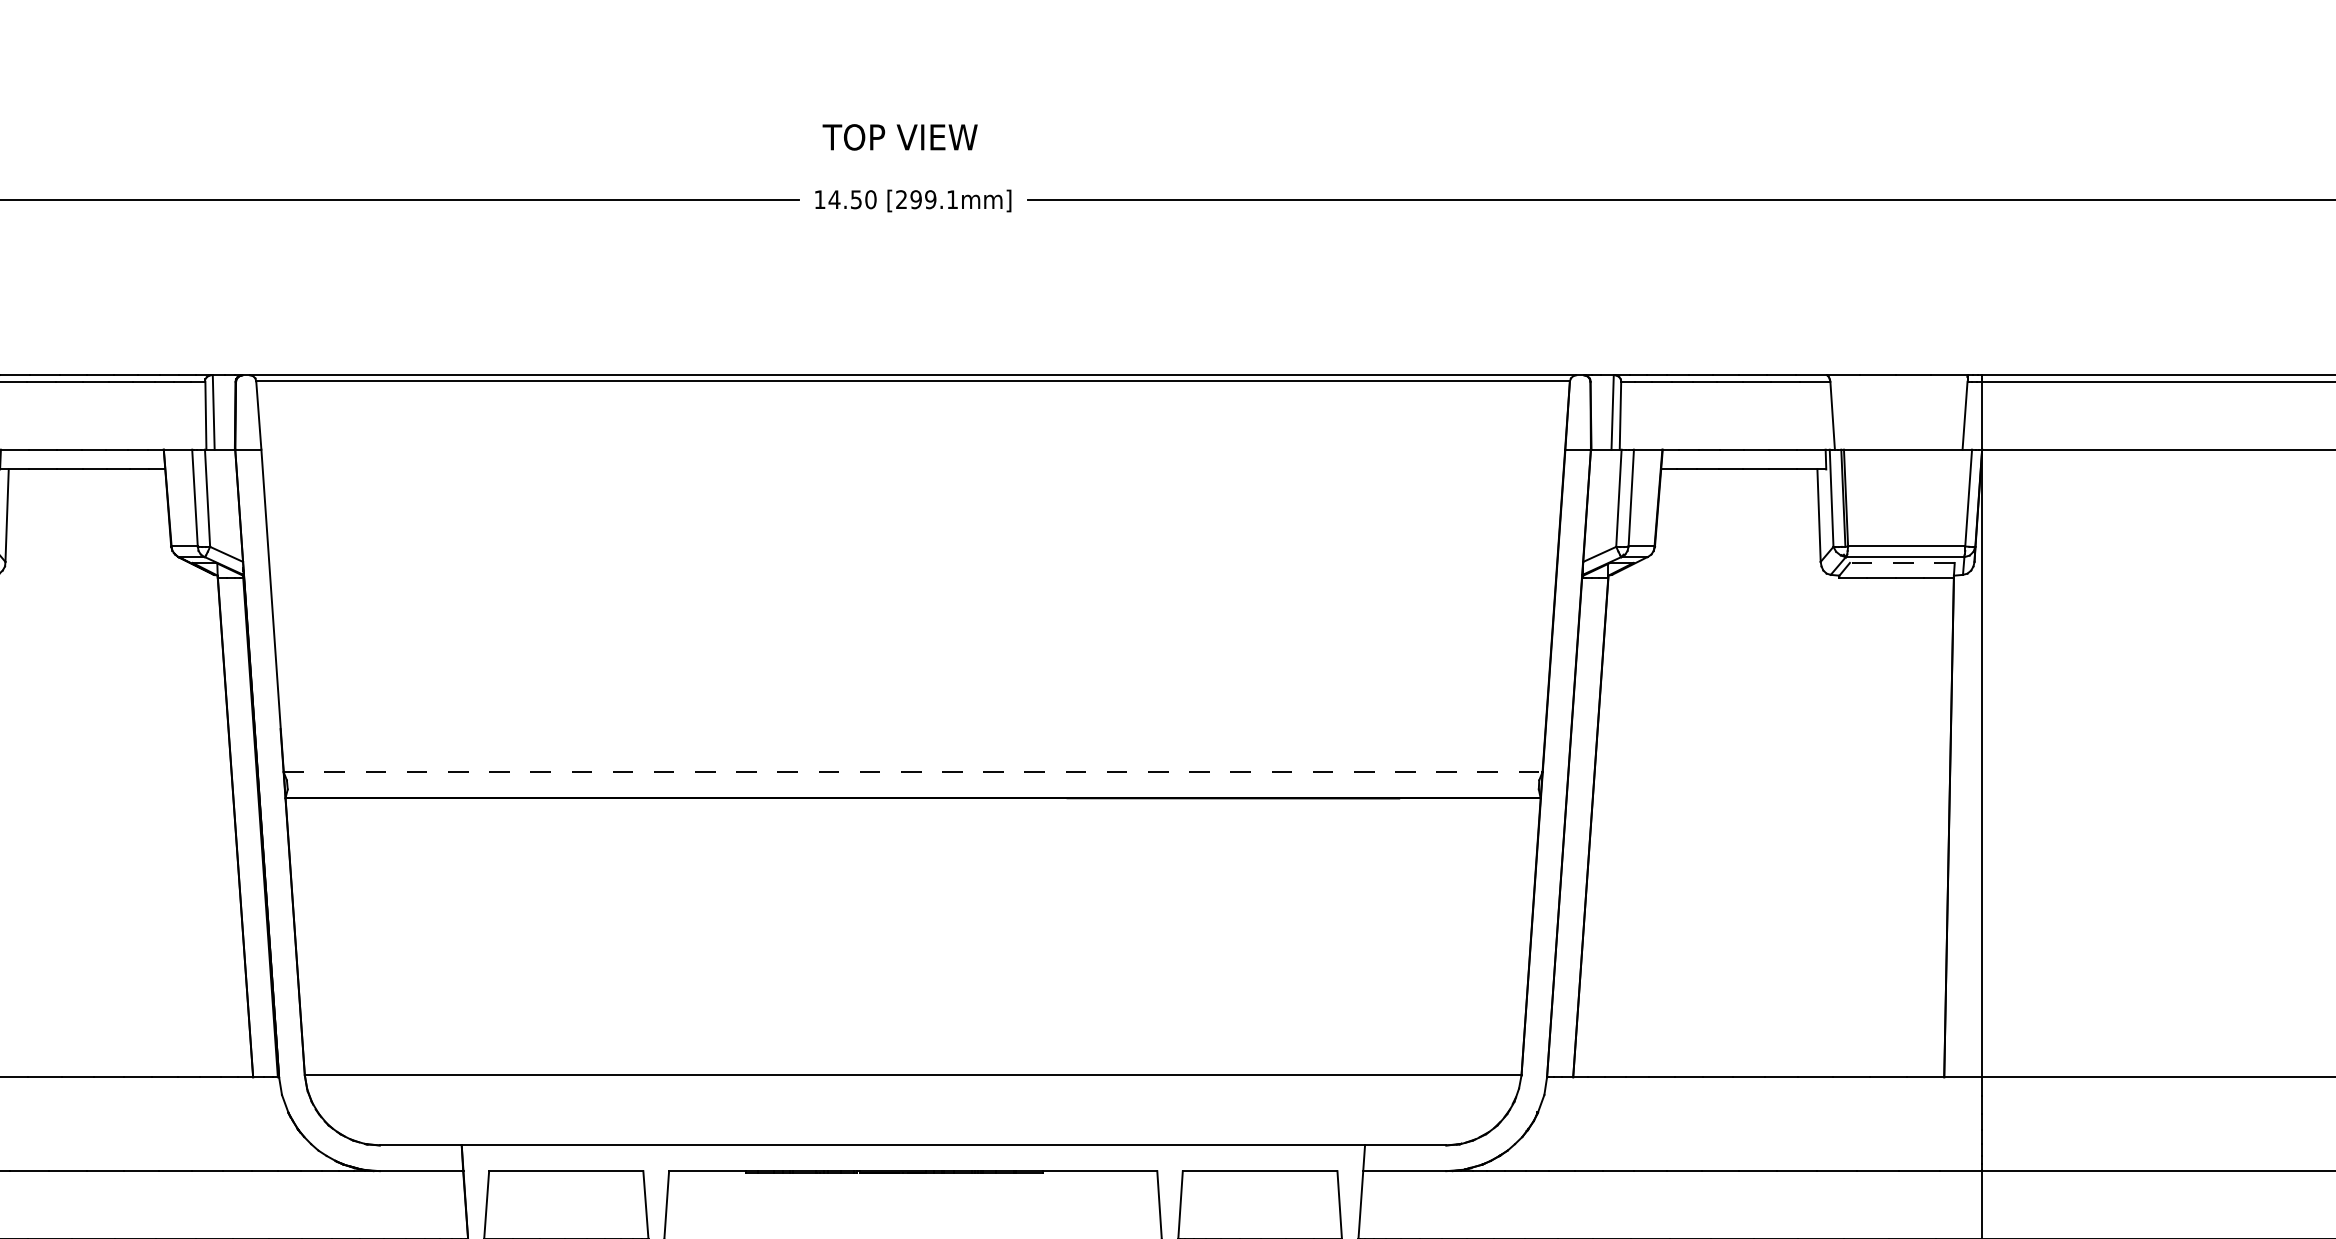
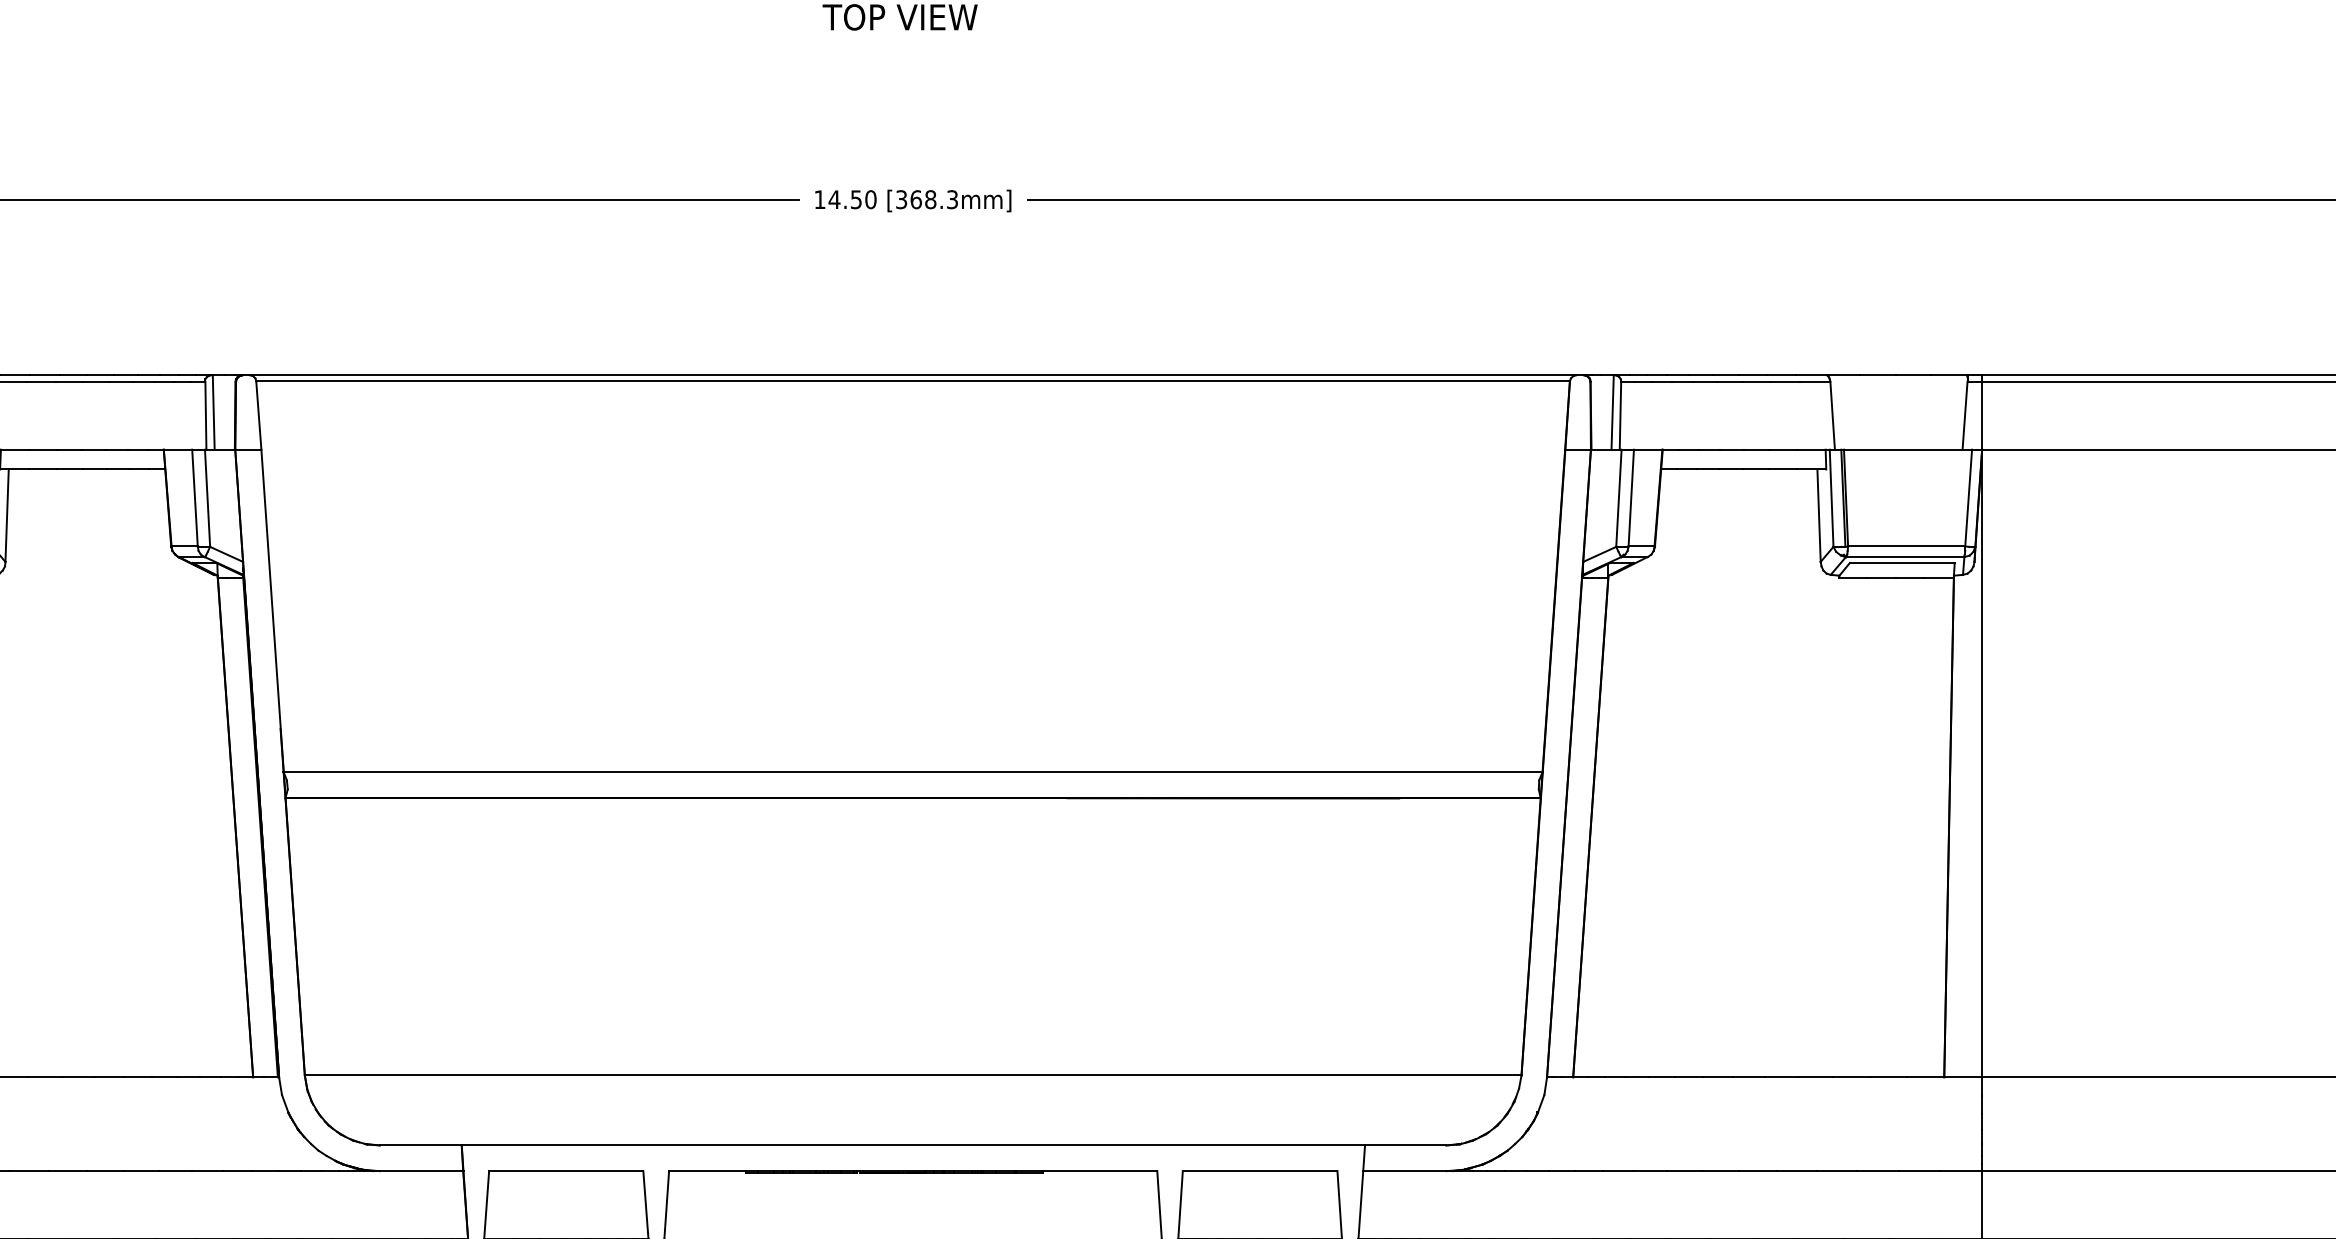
text position: (899, 137) -> (899, 17) (899, 17)
text: [299.1mm] -> [368.3mm] (926, 199)
line: dashed -> solid (1901, 562)
line: dashed -> solid (912, 771)
